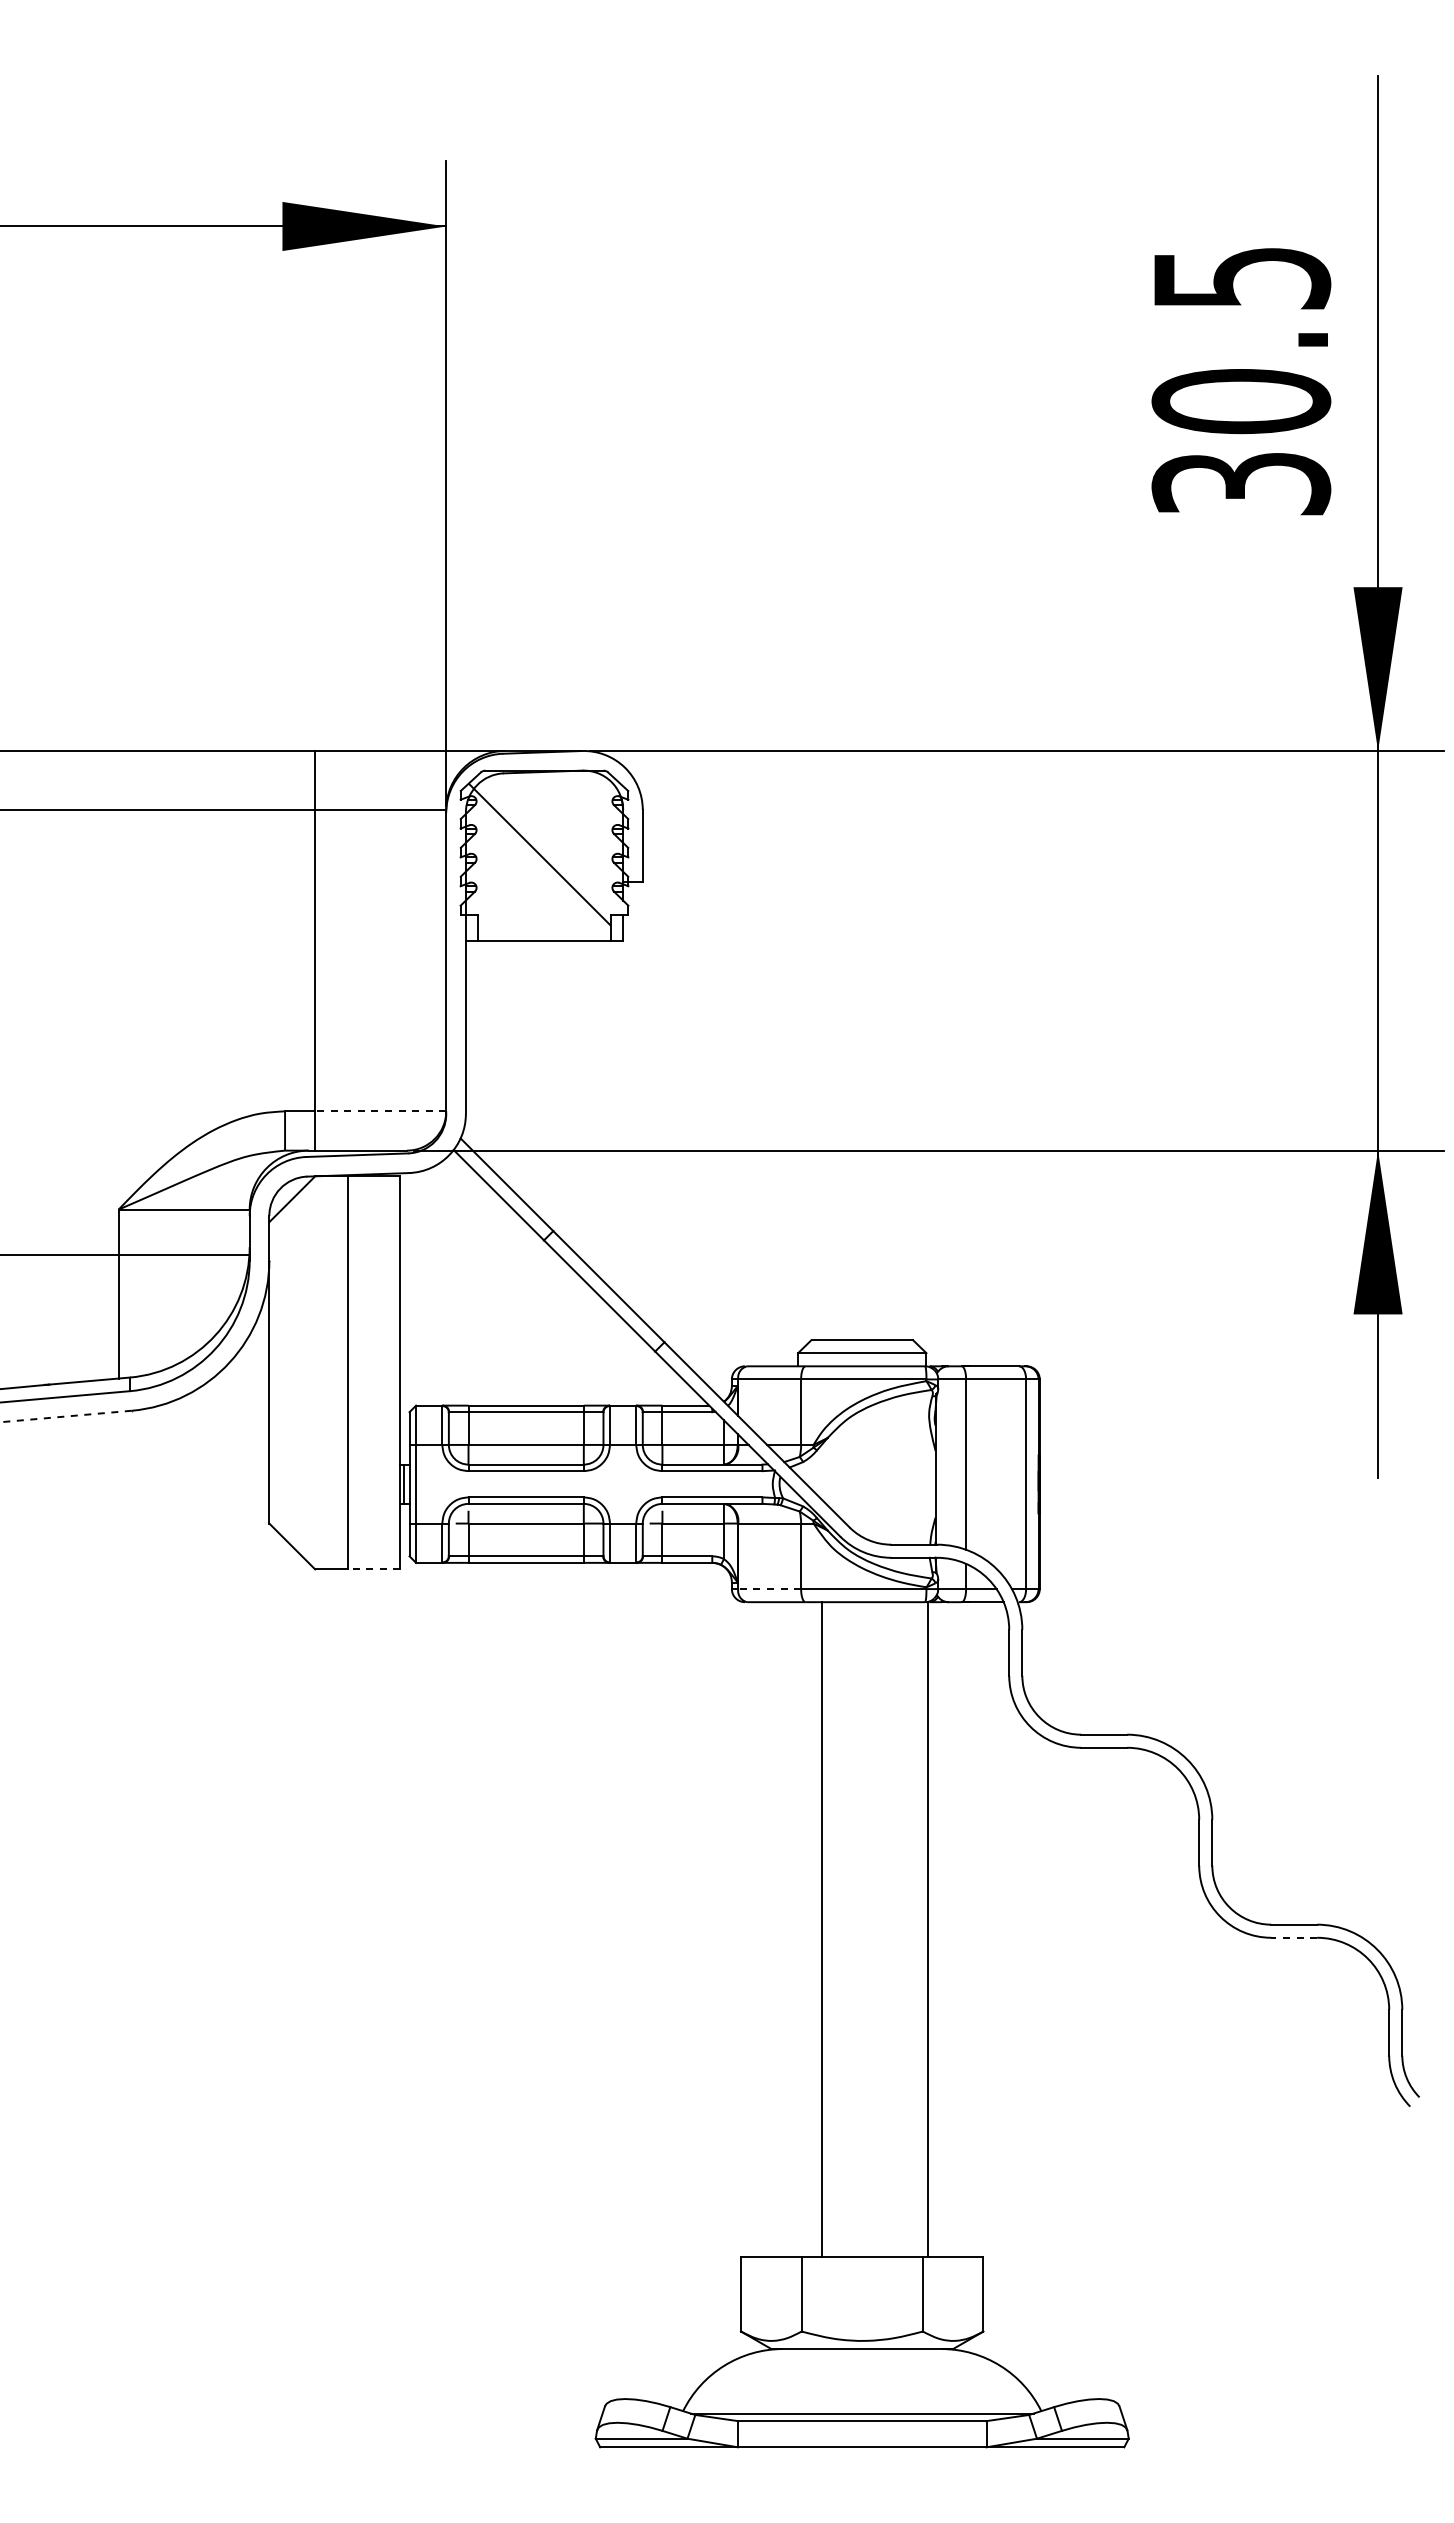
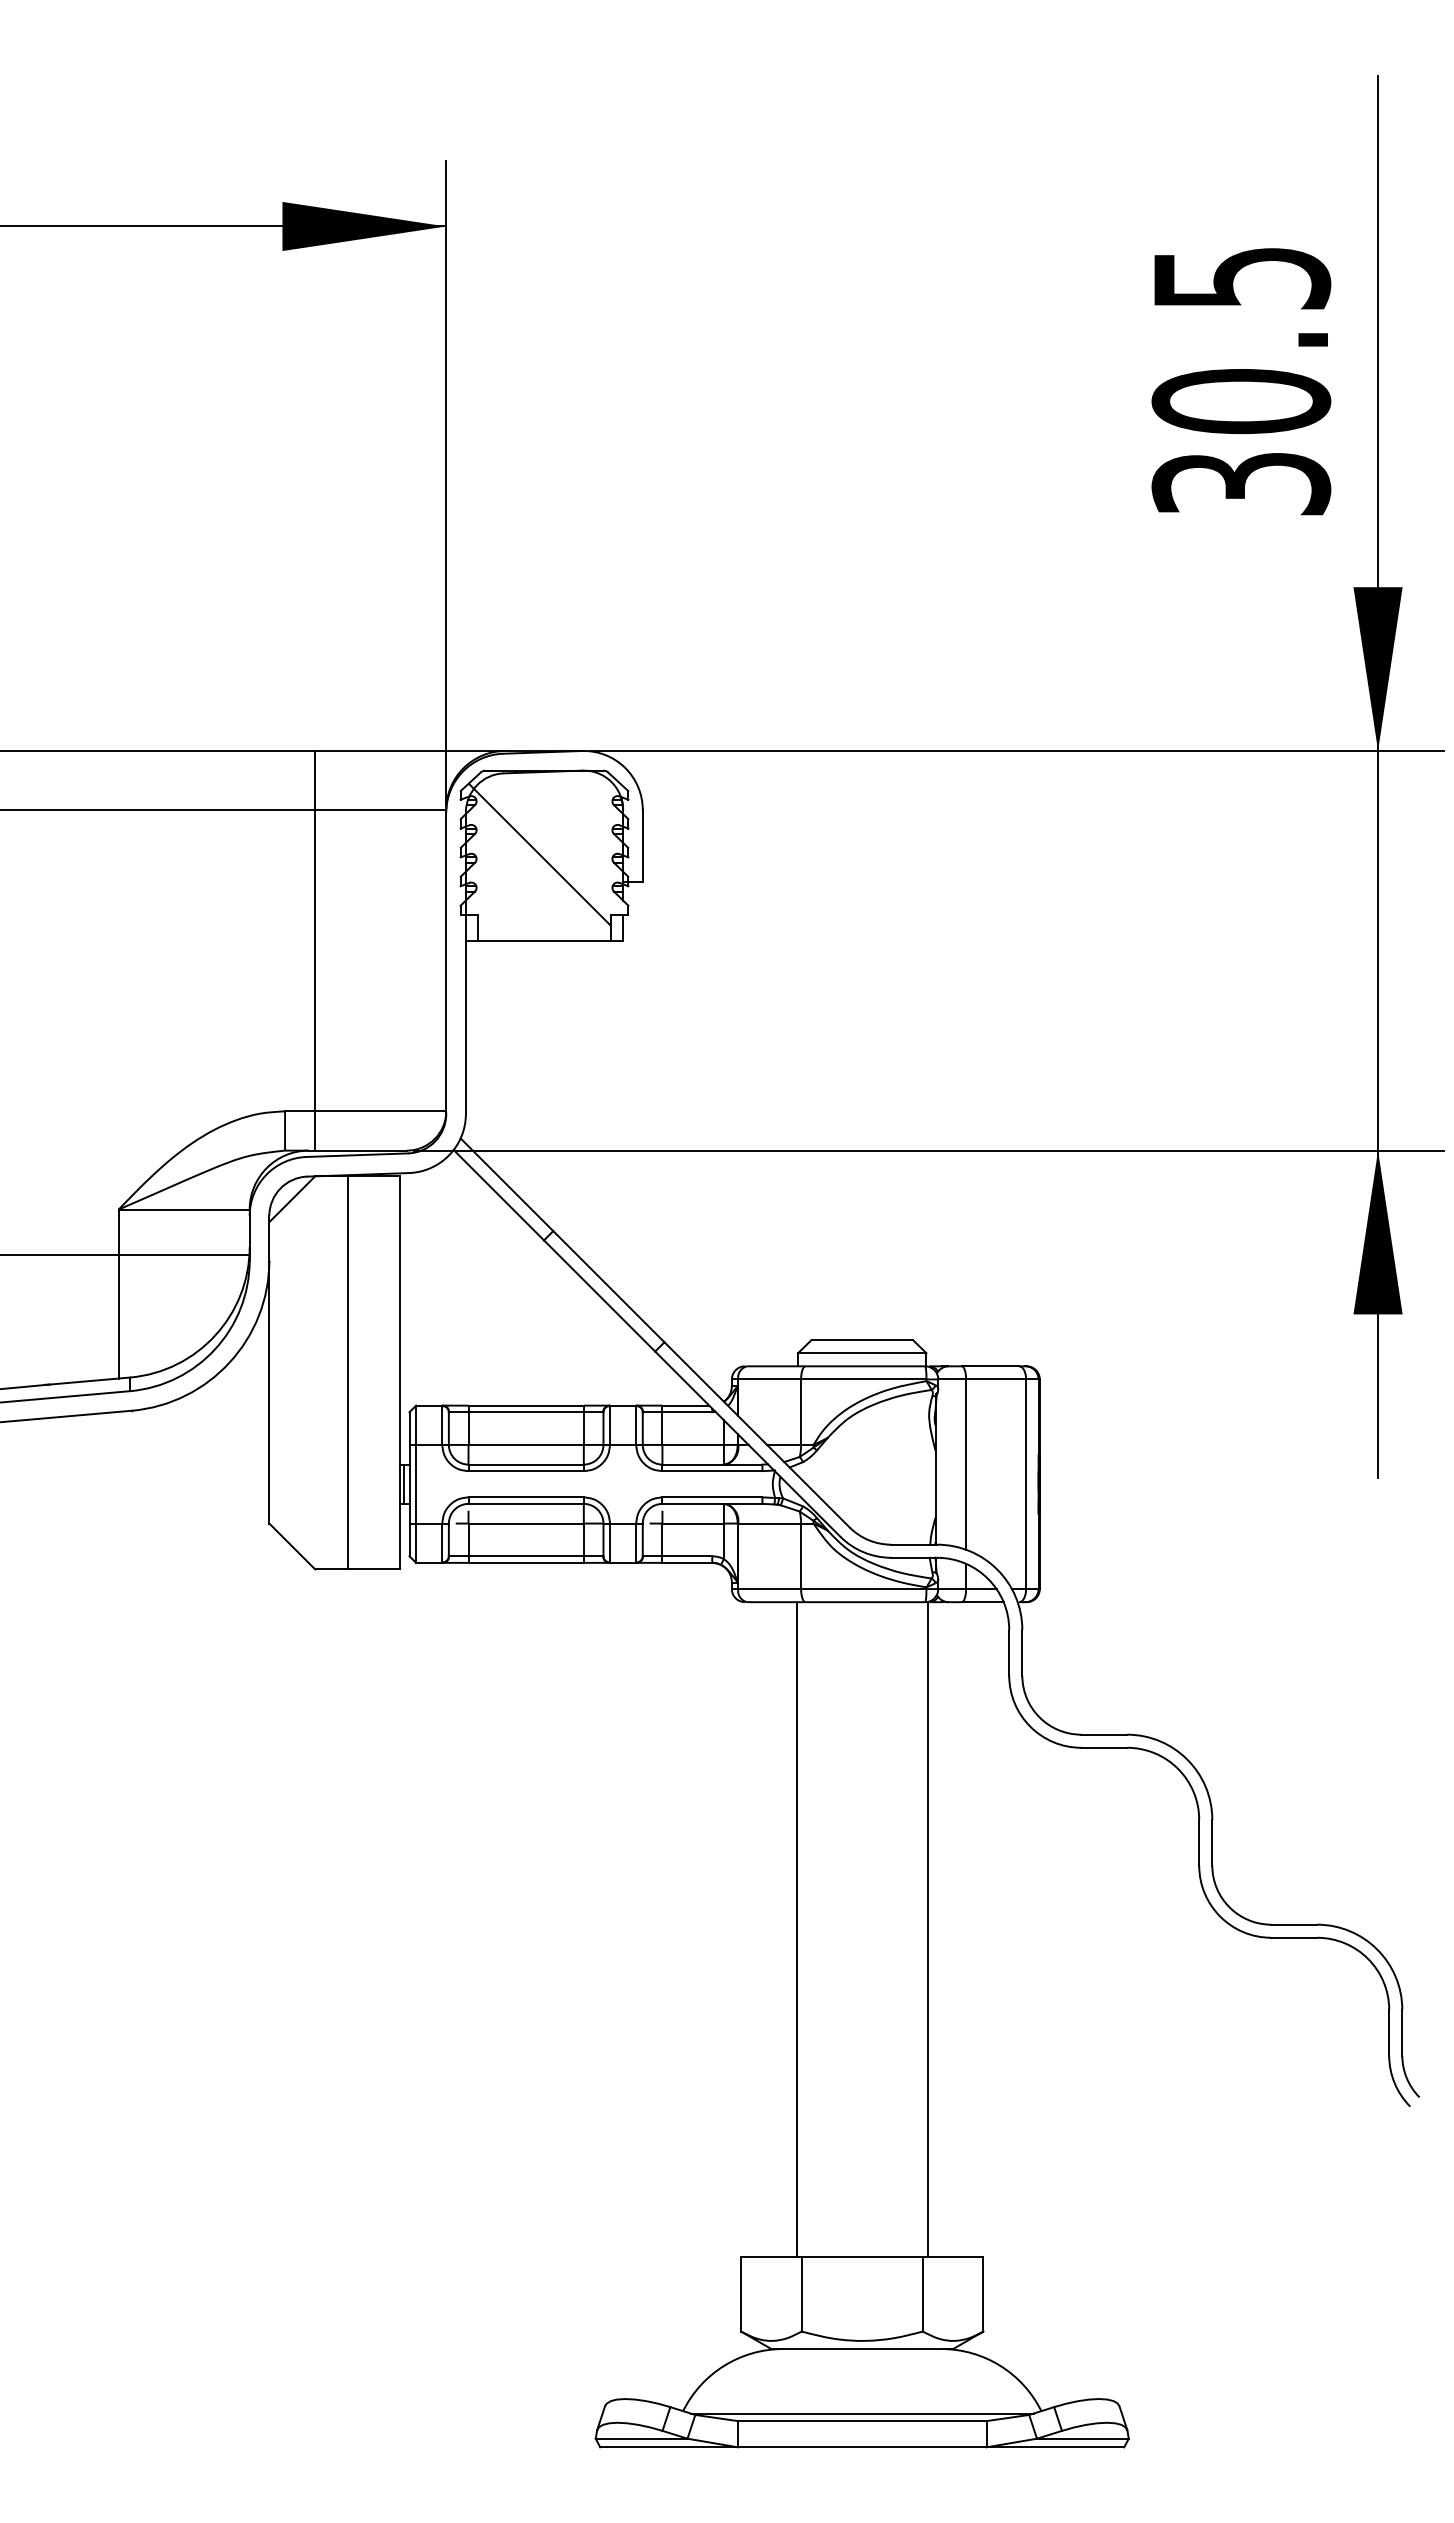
line: dashed -> solid (380, 1111)
line: dashed -> solid (66, 1416)
line: dashed -> solid (373, 1569)
line: dashed -> solid (769, 1589)
line position: (821, 1929) -> (796, 1929) (796, 1929)
line: dashed -> solid (1294, 1937)
